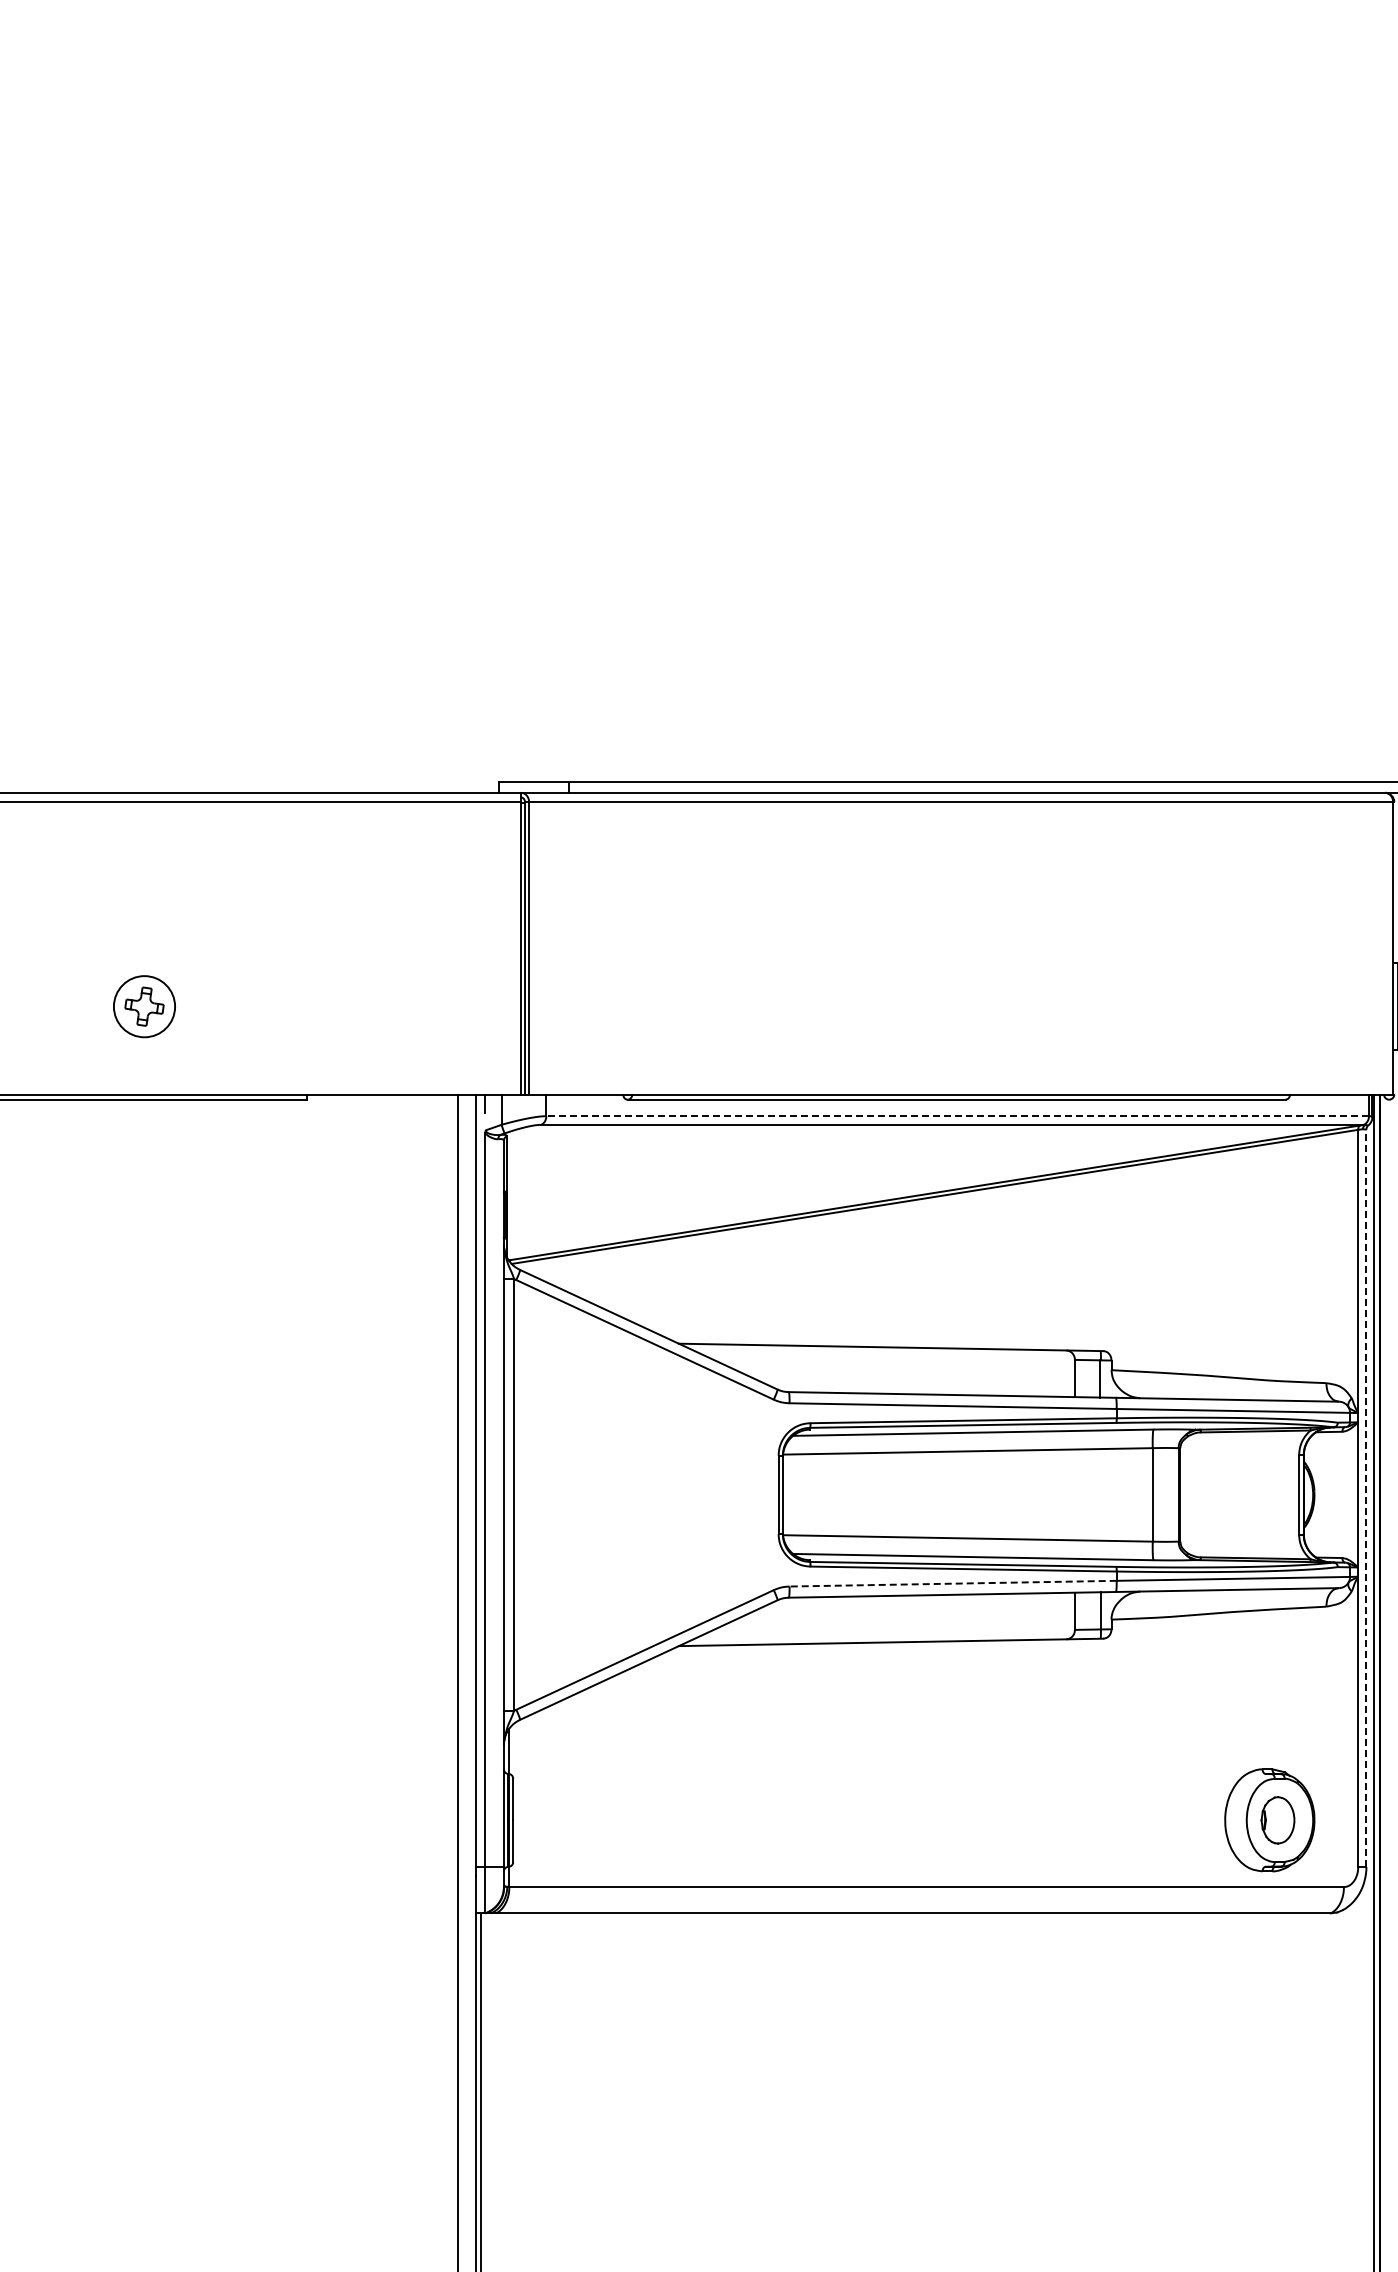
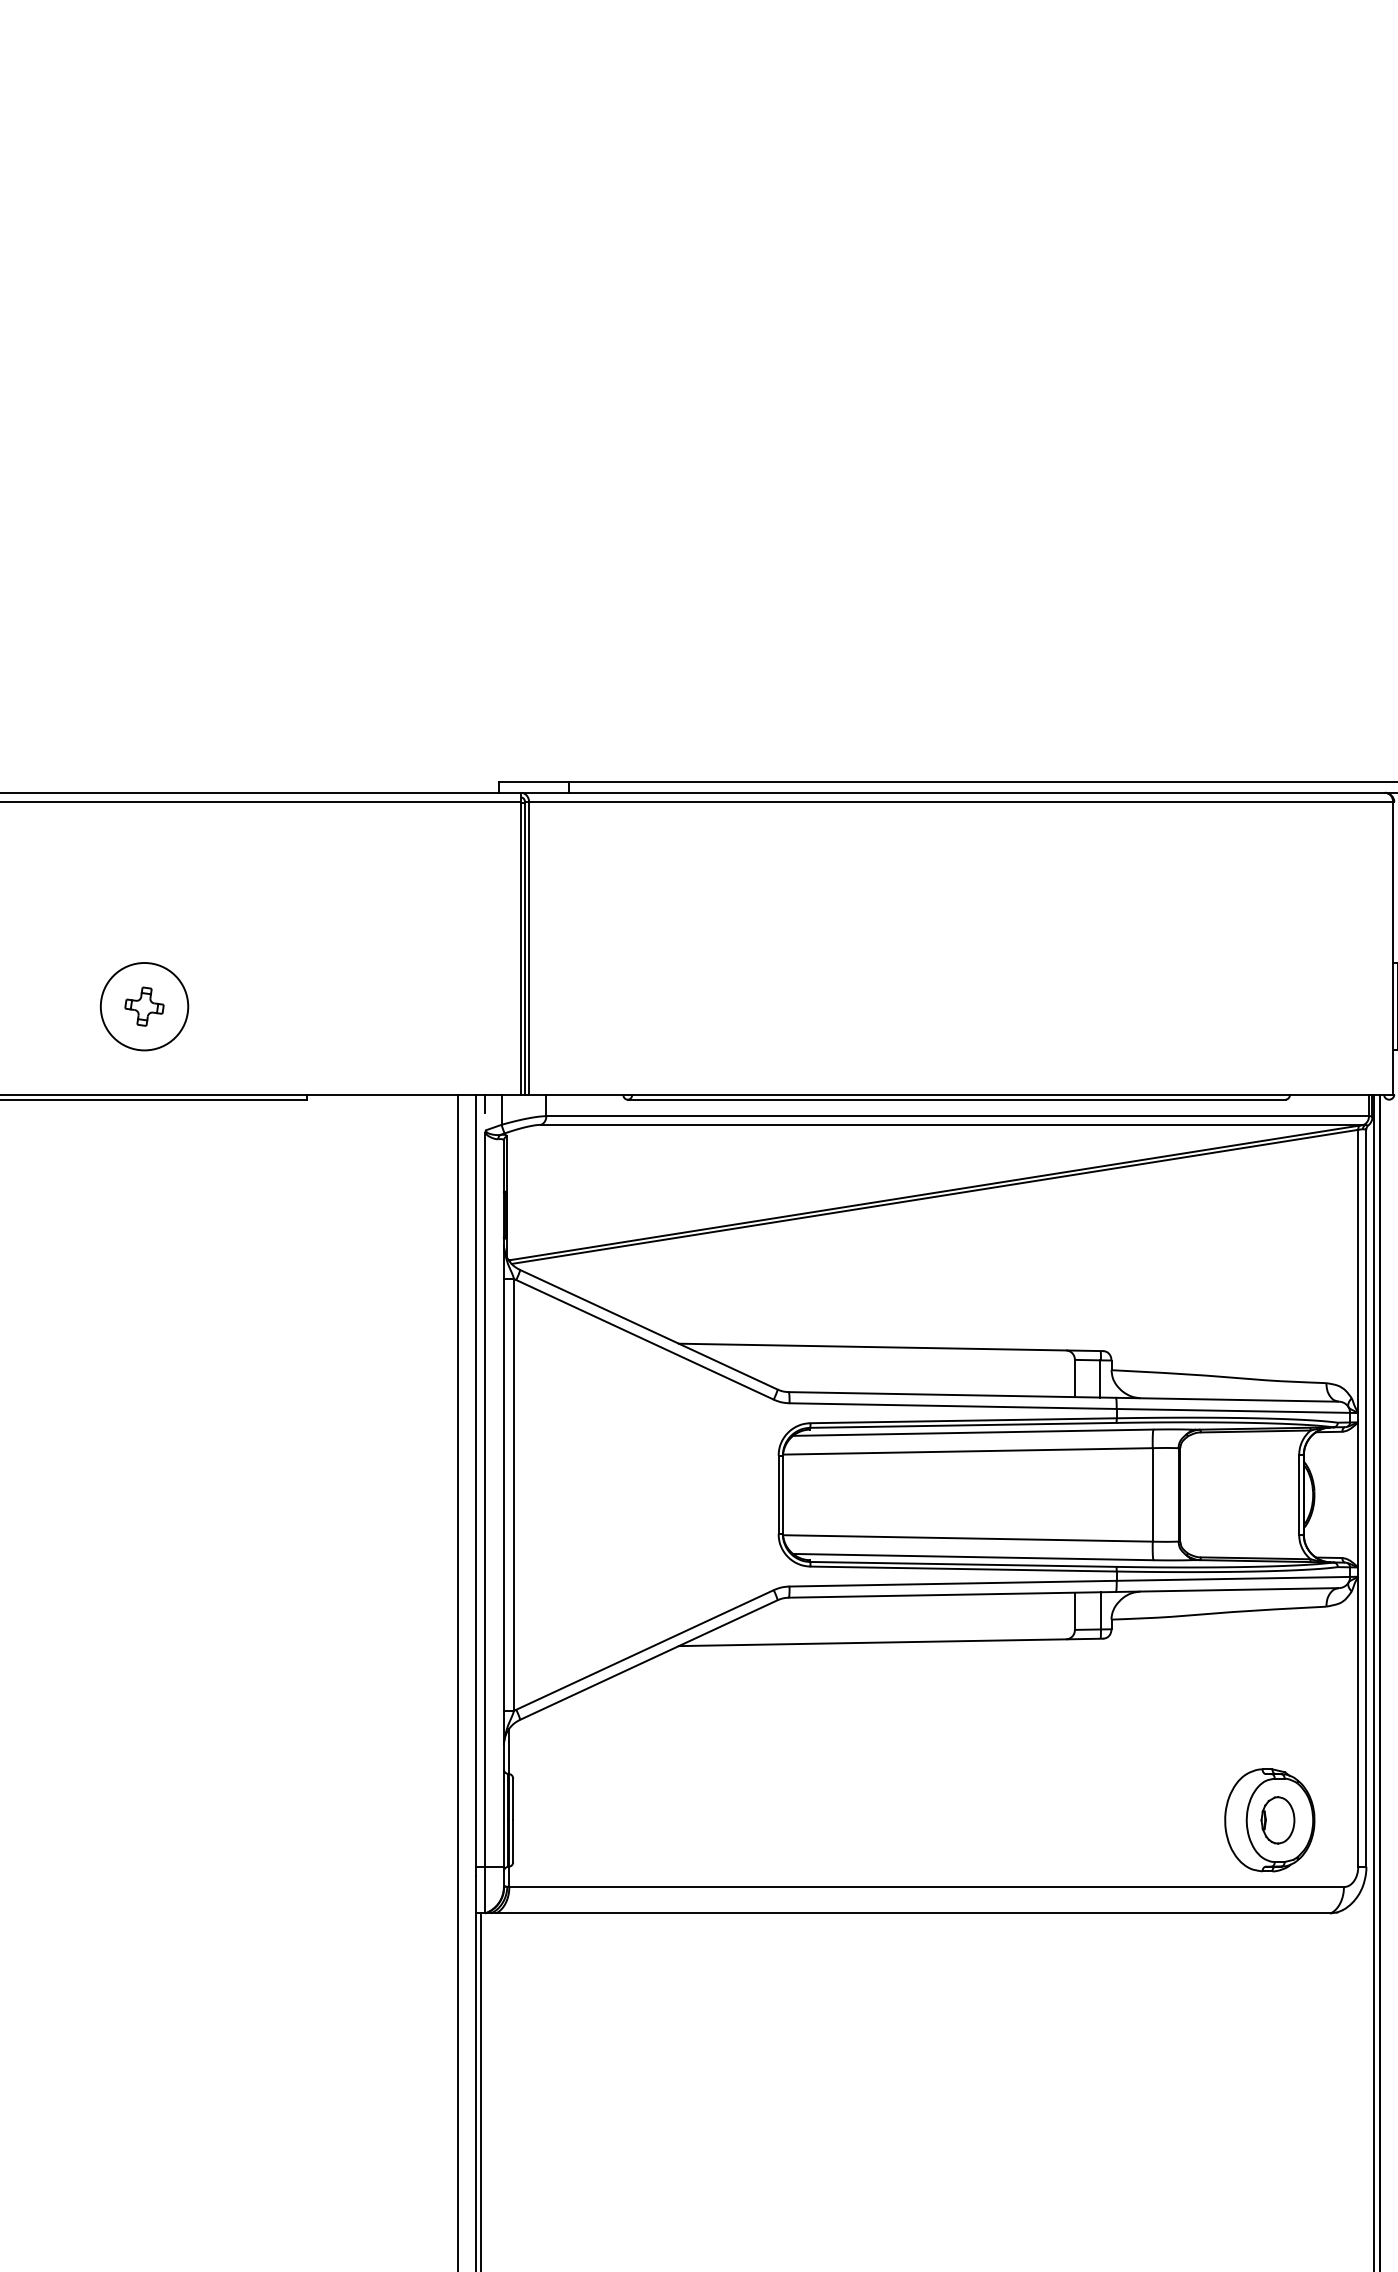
circle diameter: 61 px -> 87 px (144, 1006)
line: dashed -> solid (957, 1116)
line: dashed -> solid (1366, 1497)
line: dashed -> solid (953, 1583)
